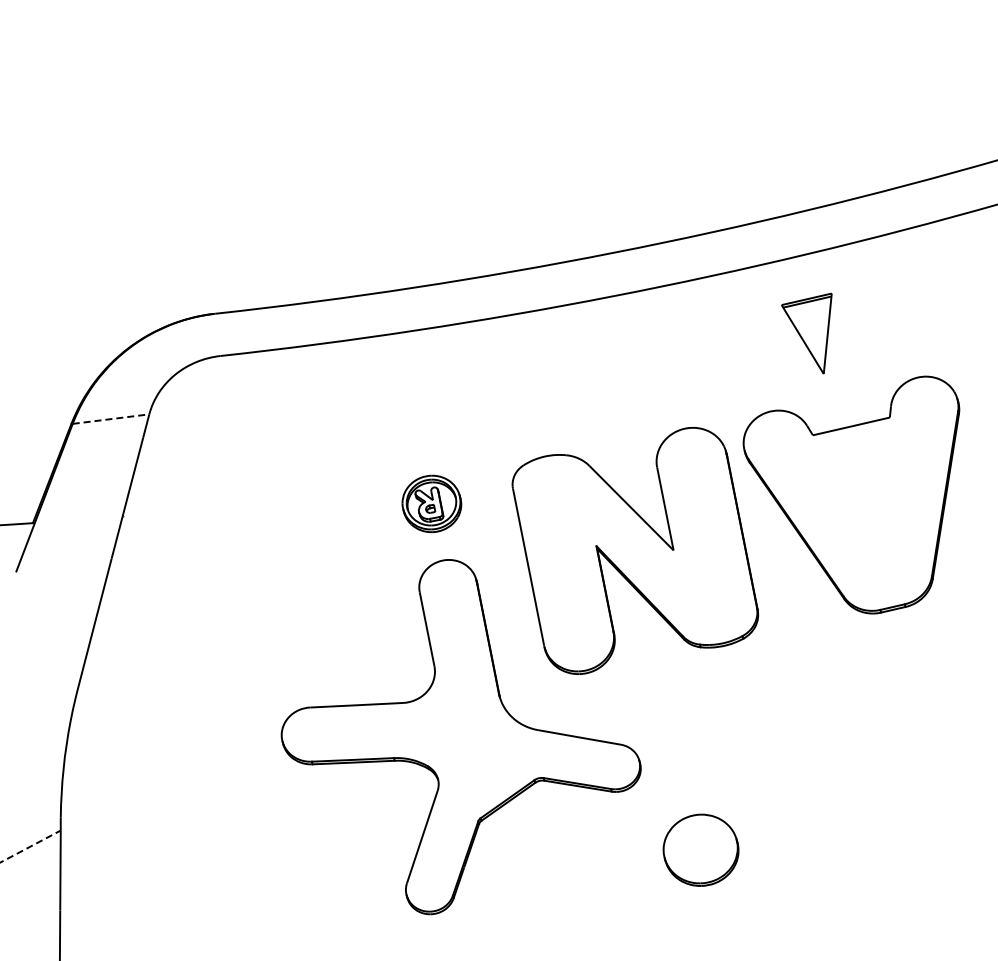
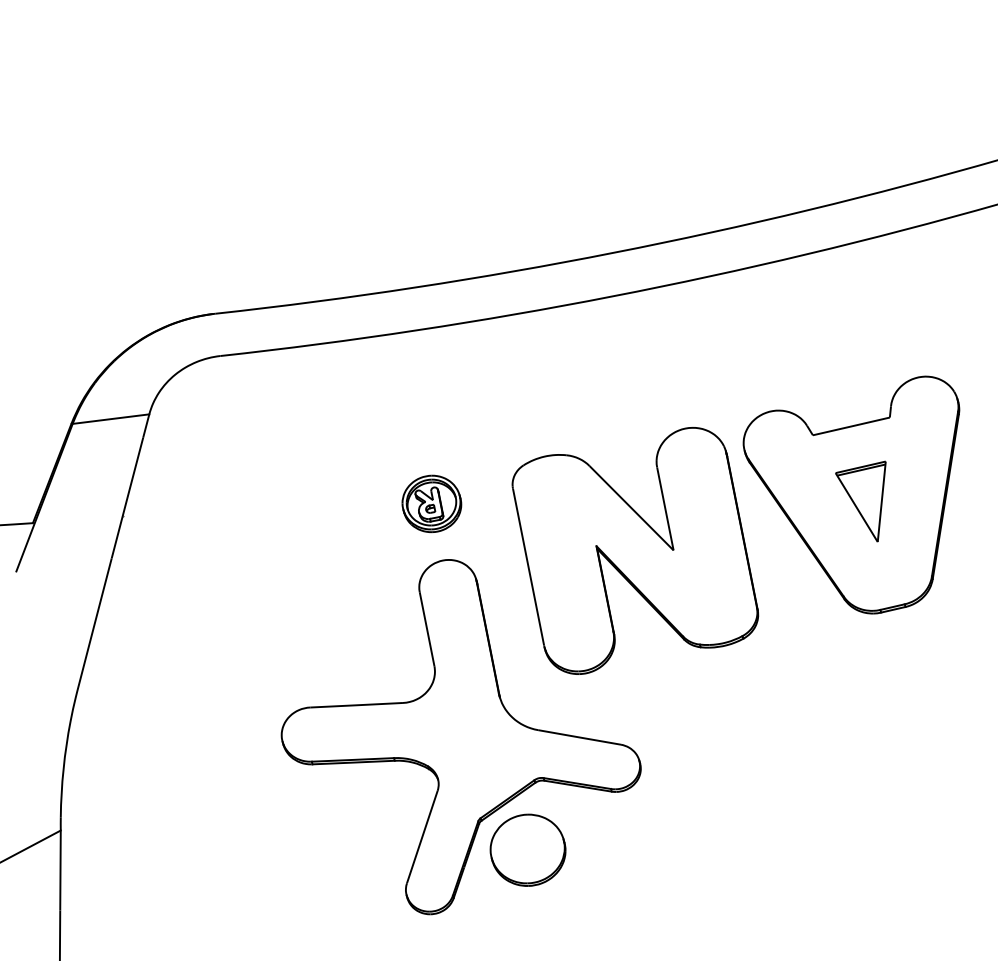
part position: (806, 333) -> (860, 501) (860, 501)
line: dashed -> solid (111, 419)
line: dashed -> solid (30, 846)
part position: (700, 849) -> (527, 849) (527, 849)
